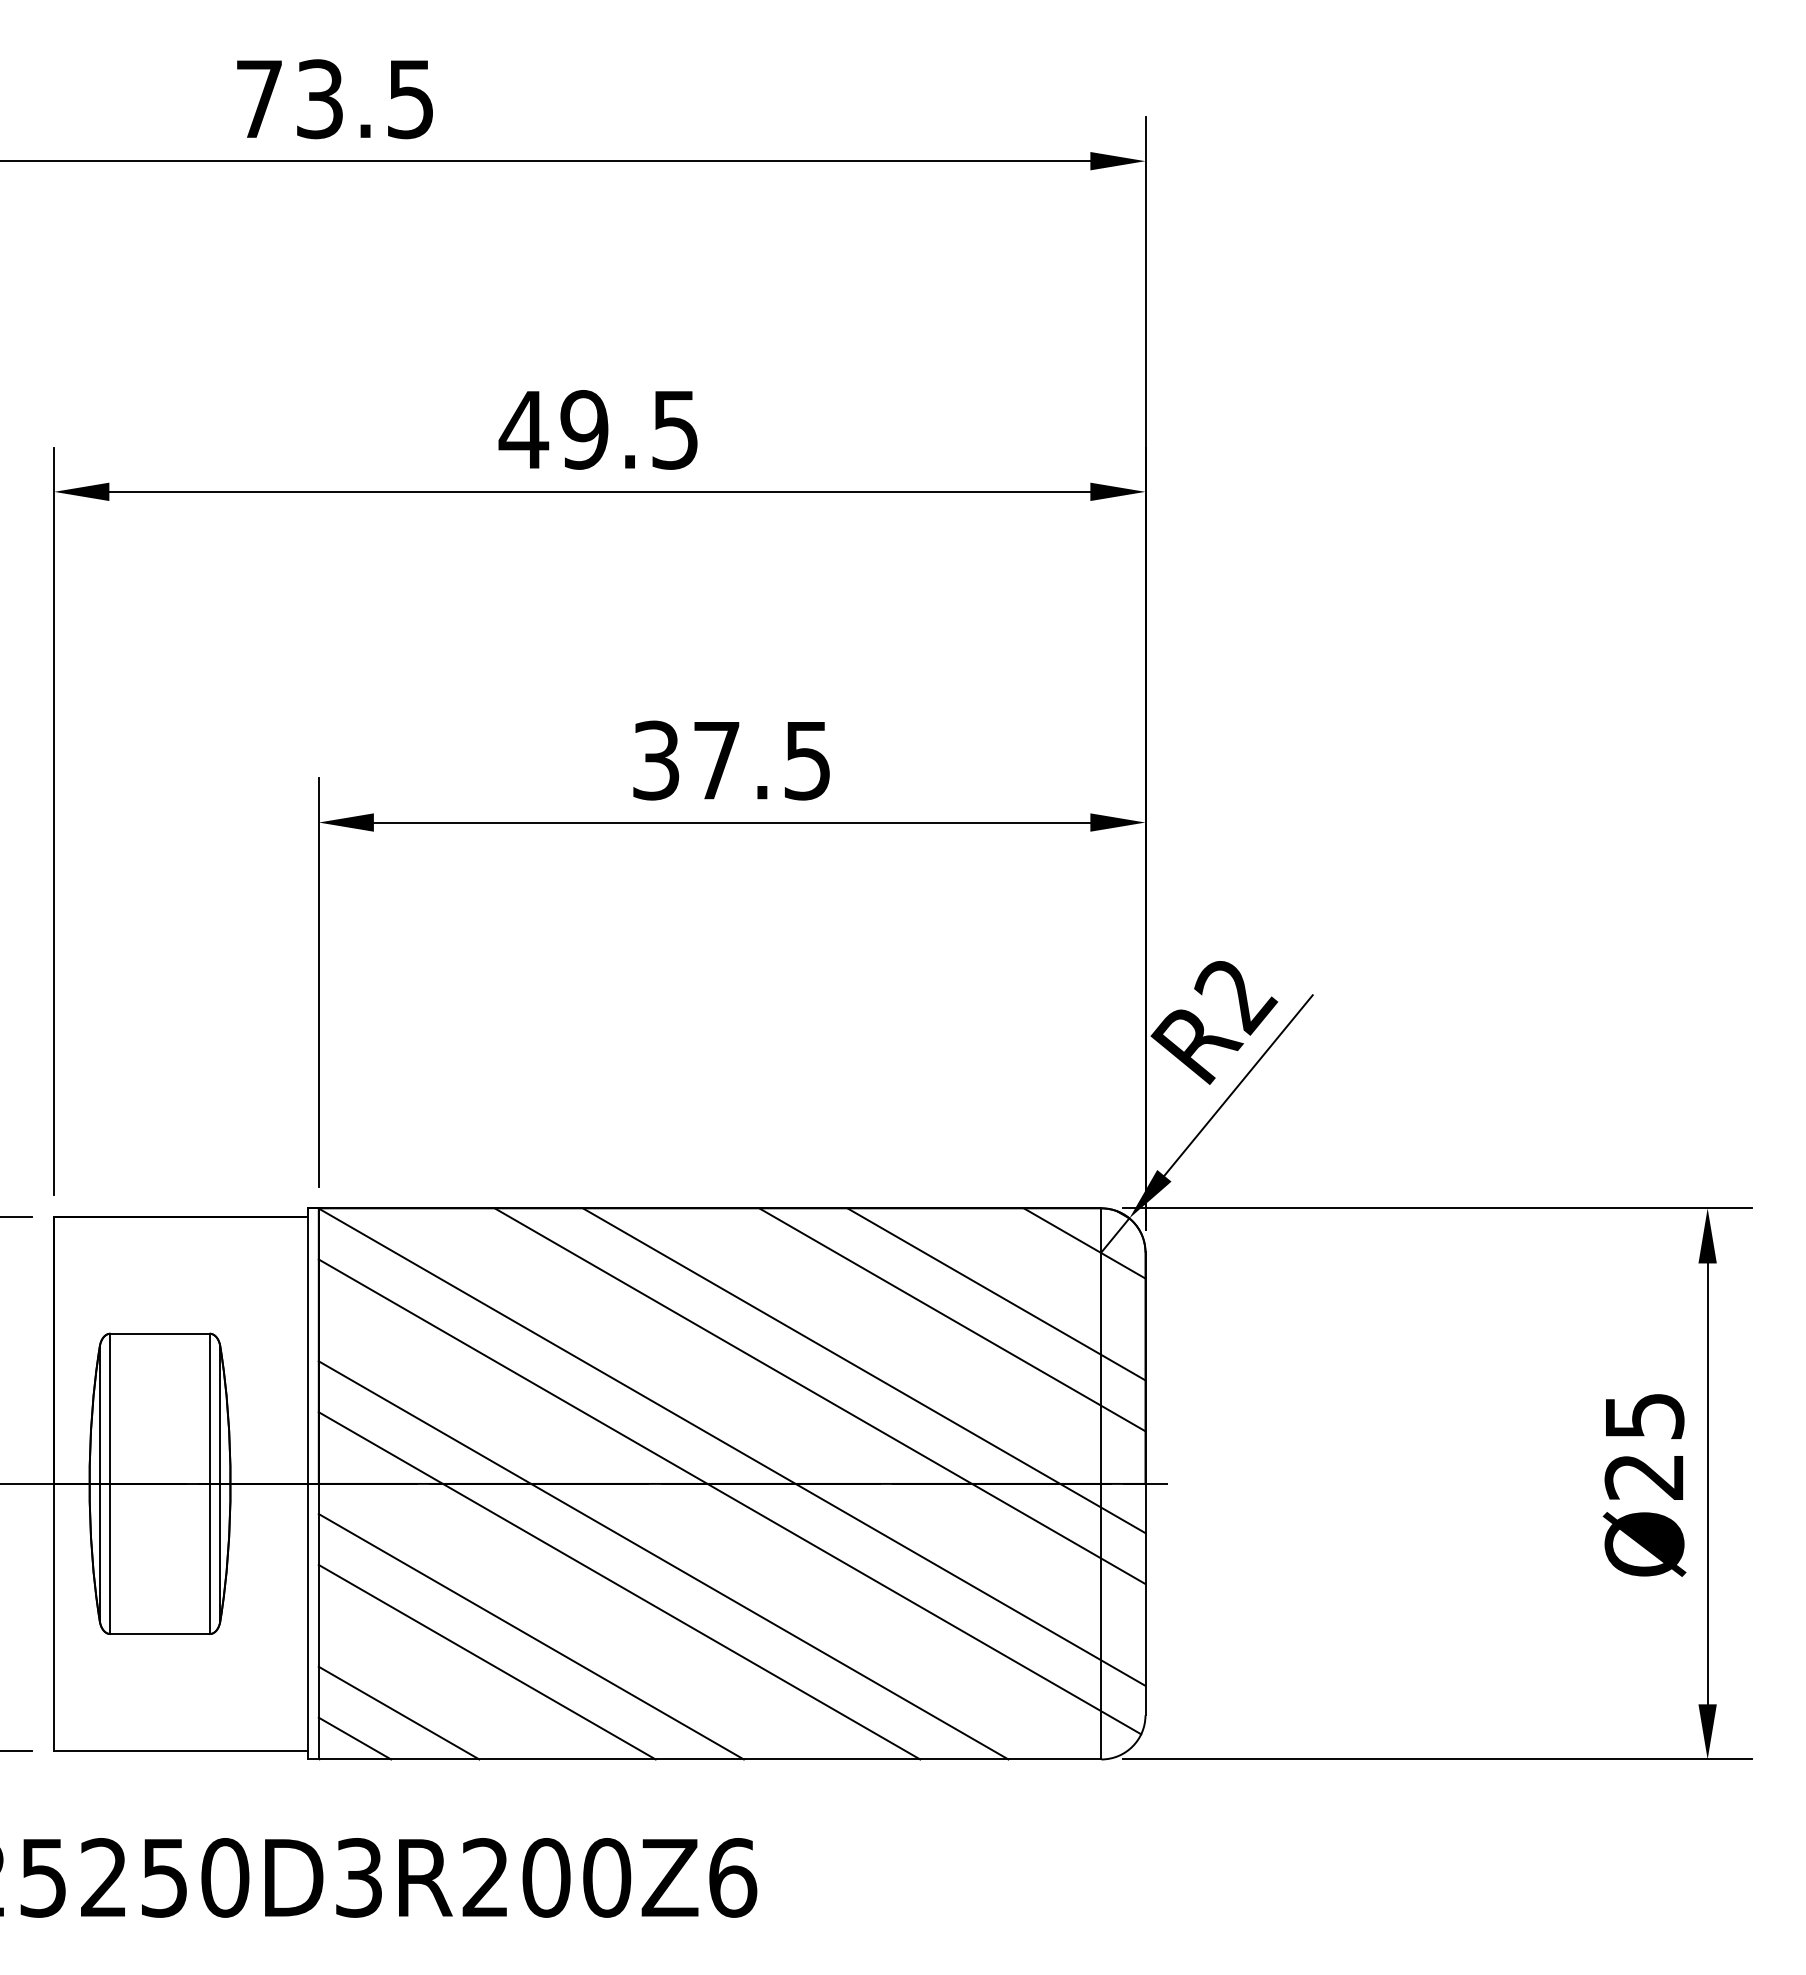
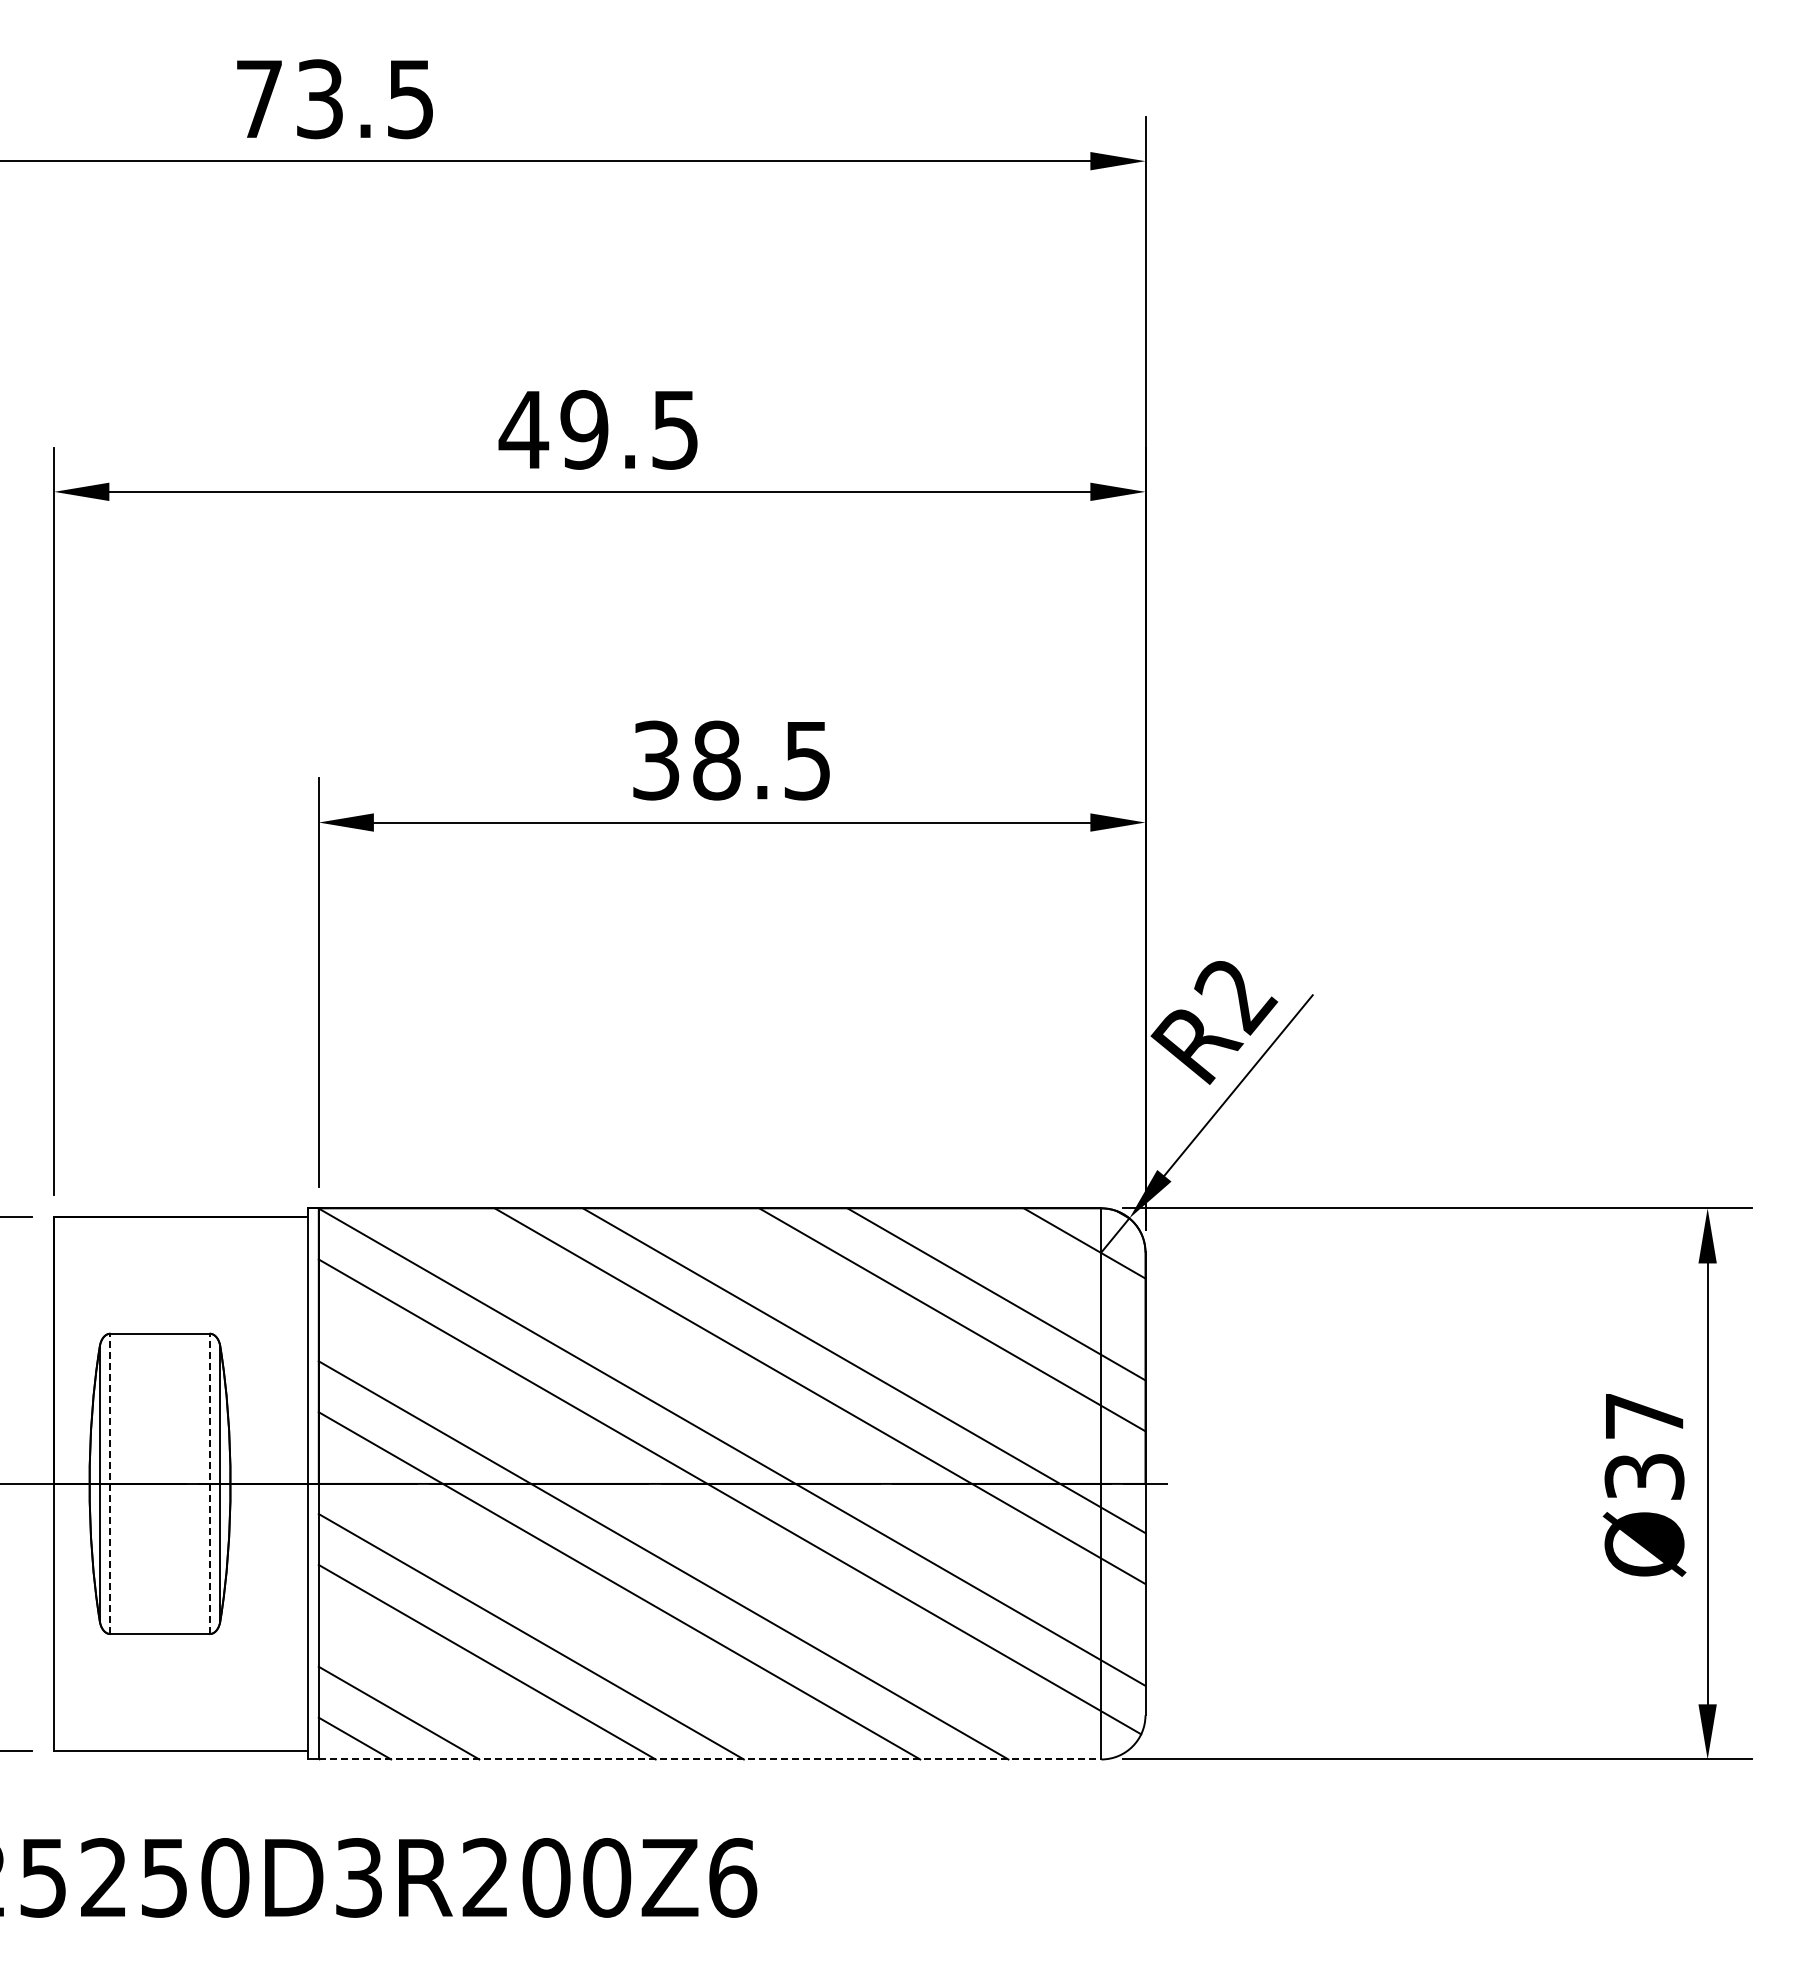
text: 37.5 -> 38.5 (716, 760)
text: Ø25 -> Ø37 (1644, 1446)
line: solid -> dashed (110, 1483)
line: solid -> dashed (209, 1483)
line: solid -> dashed (710, 1759)
